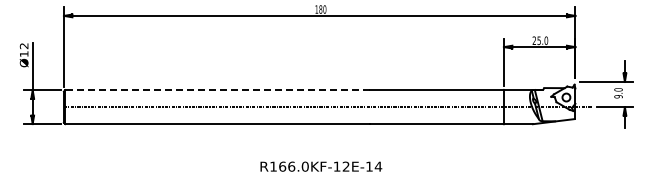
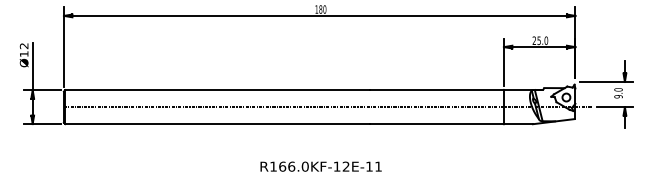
line: dashed -> solid (217, 90)
text: R166.0KF-12E-14 -> R166.0KF-12E-11 (378, 166)
